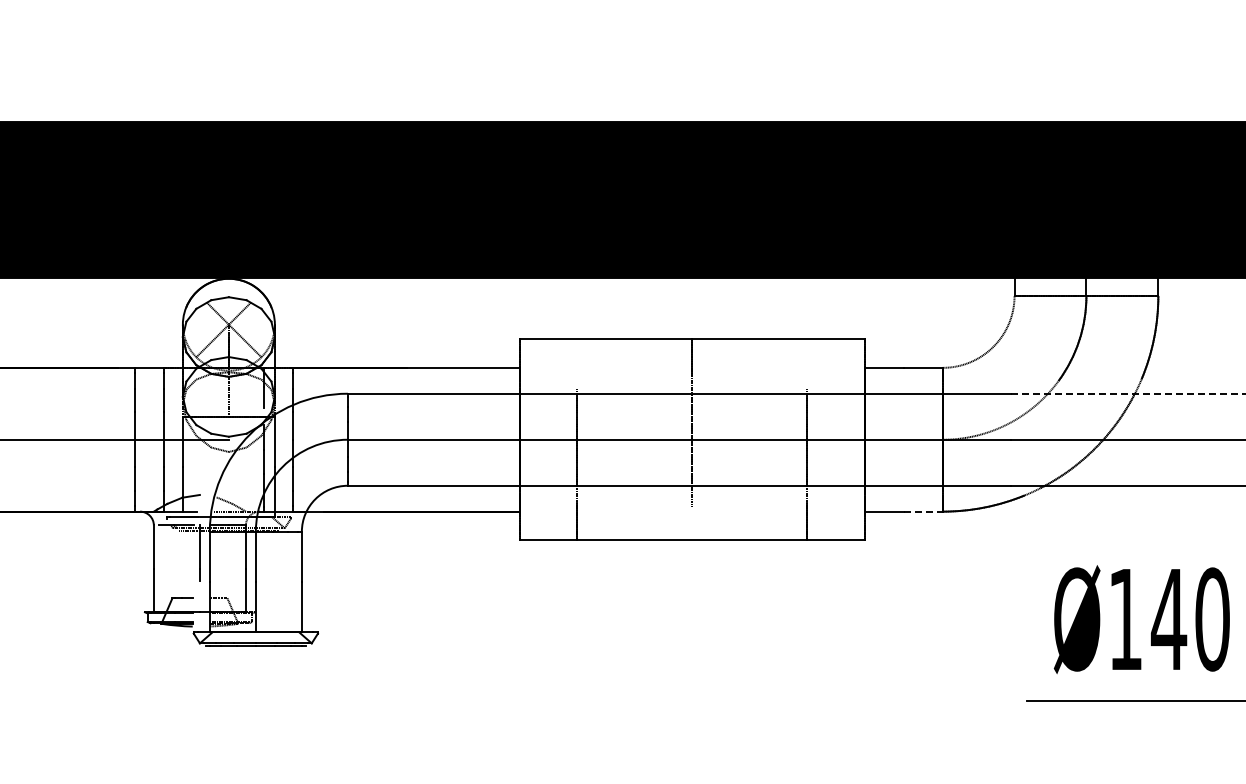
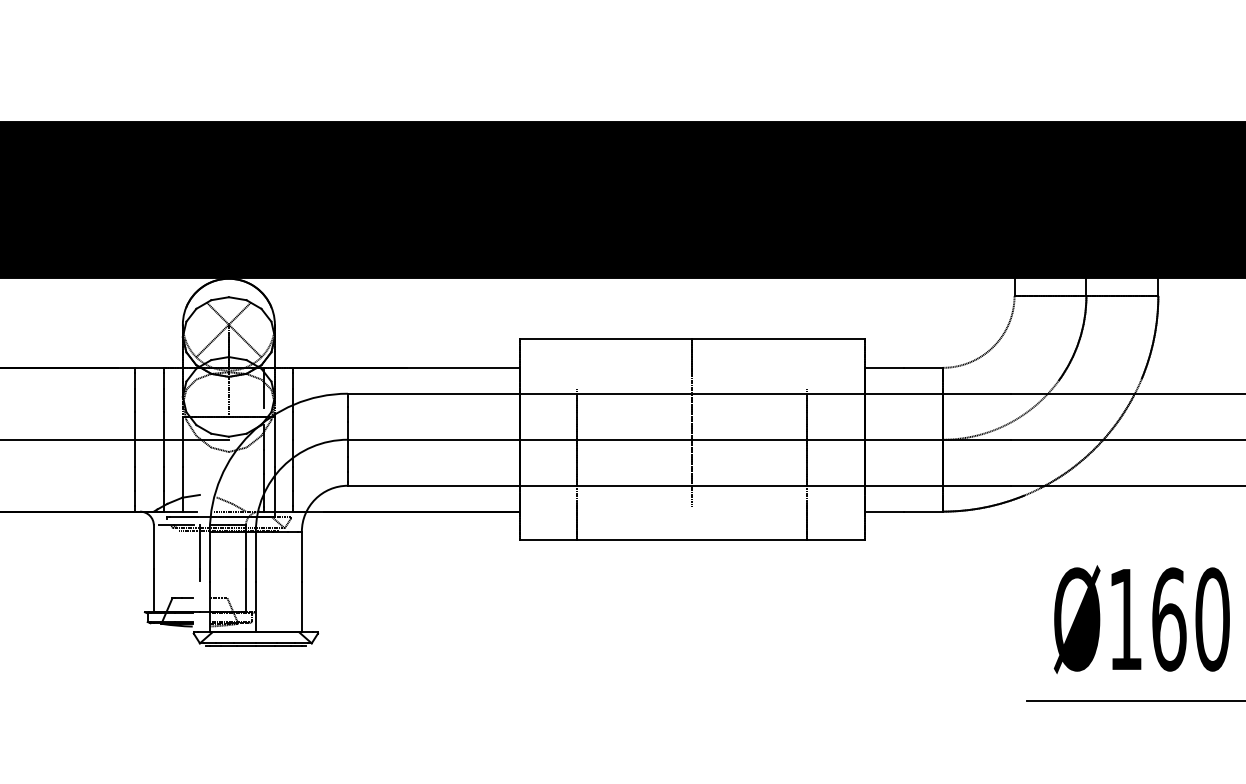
line: dashed -> solid (1128, 393)
line: dashed -> solid (923, 511)
text: Ø140 -> Ø160 (1168, 619)
